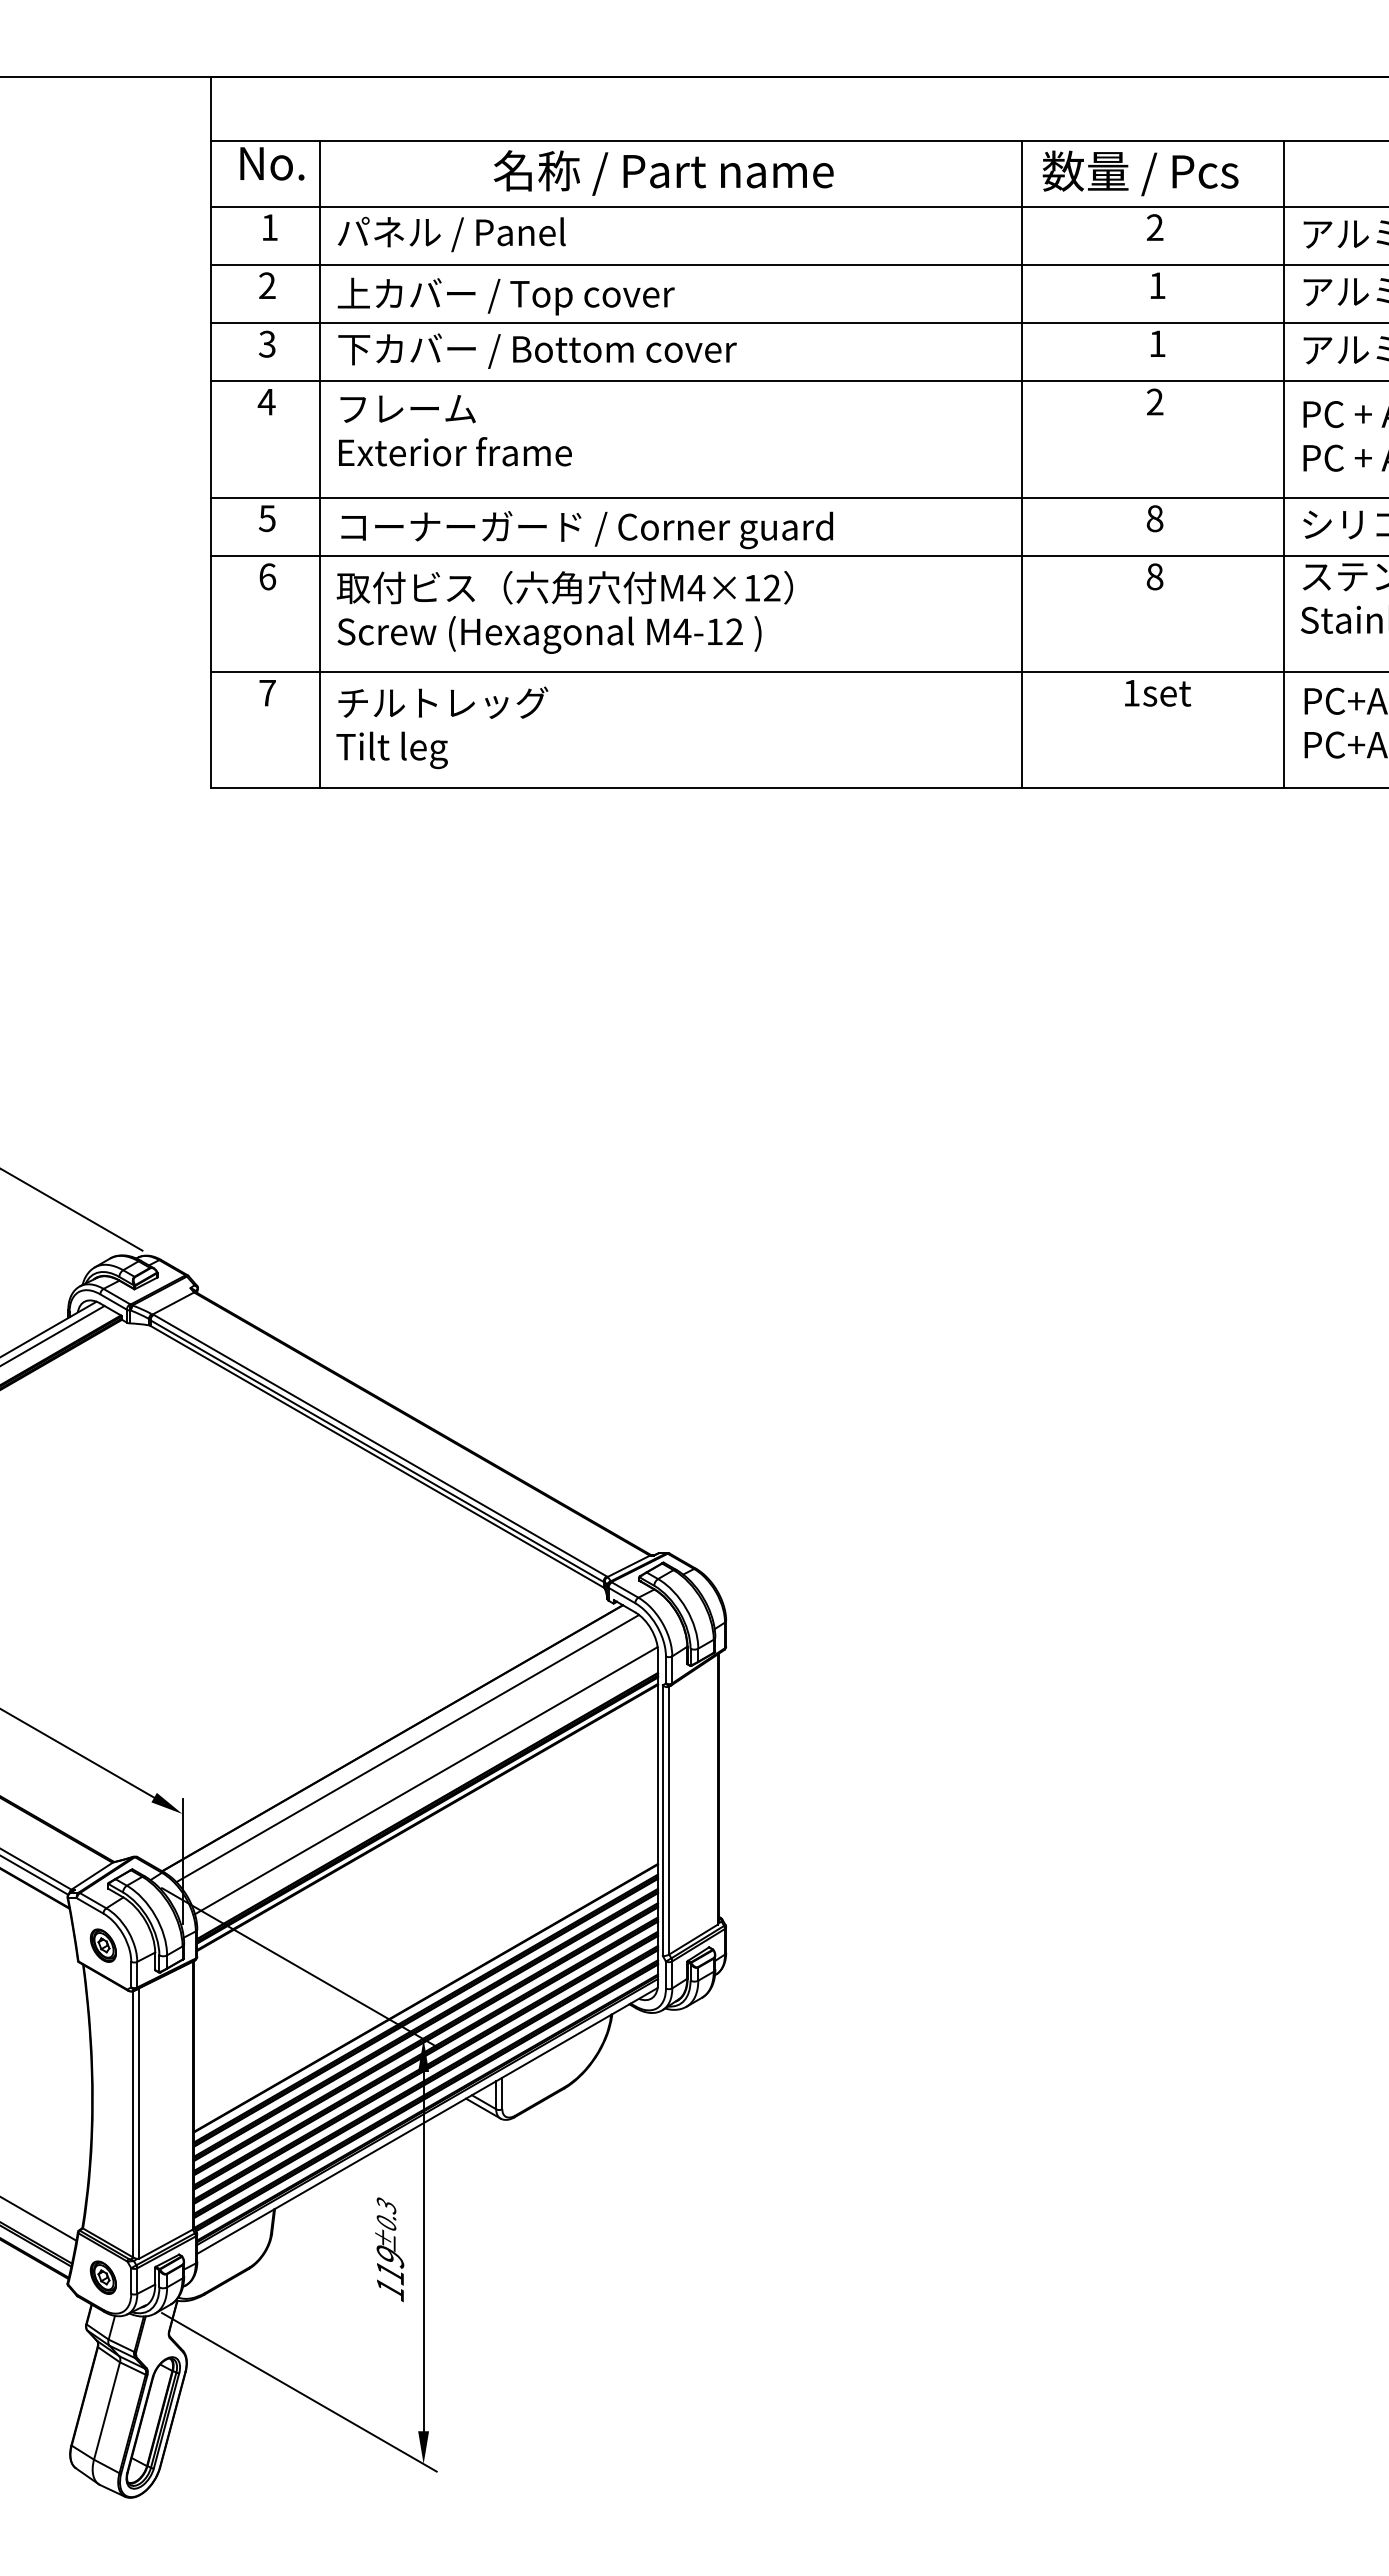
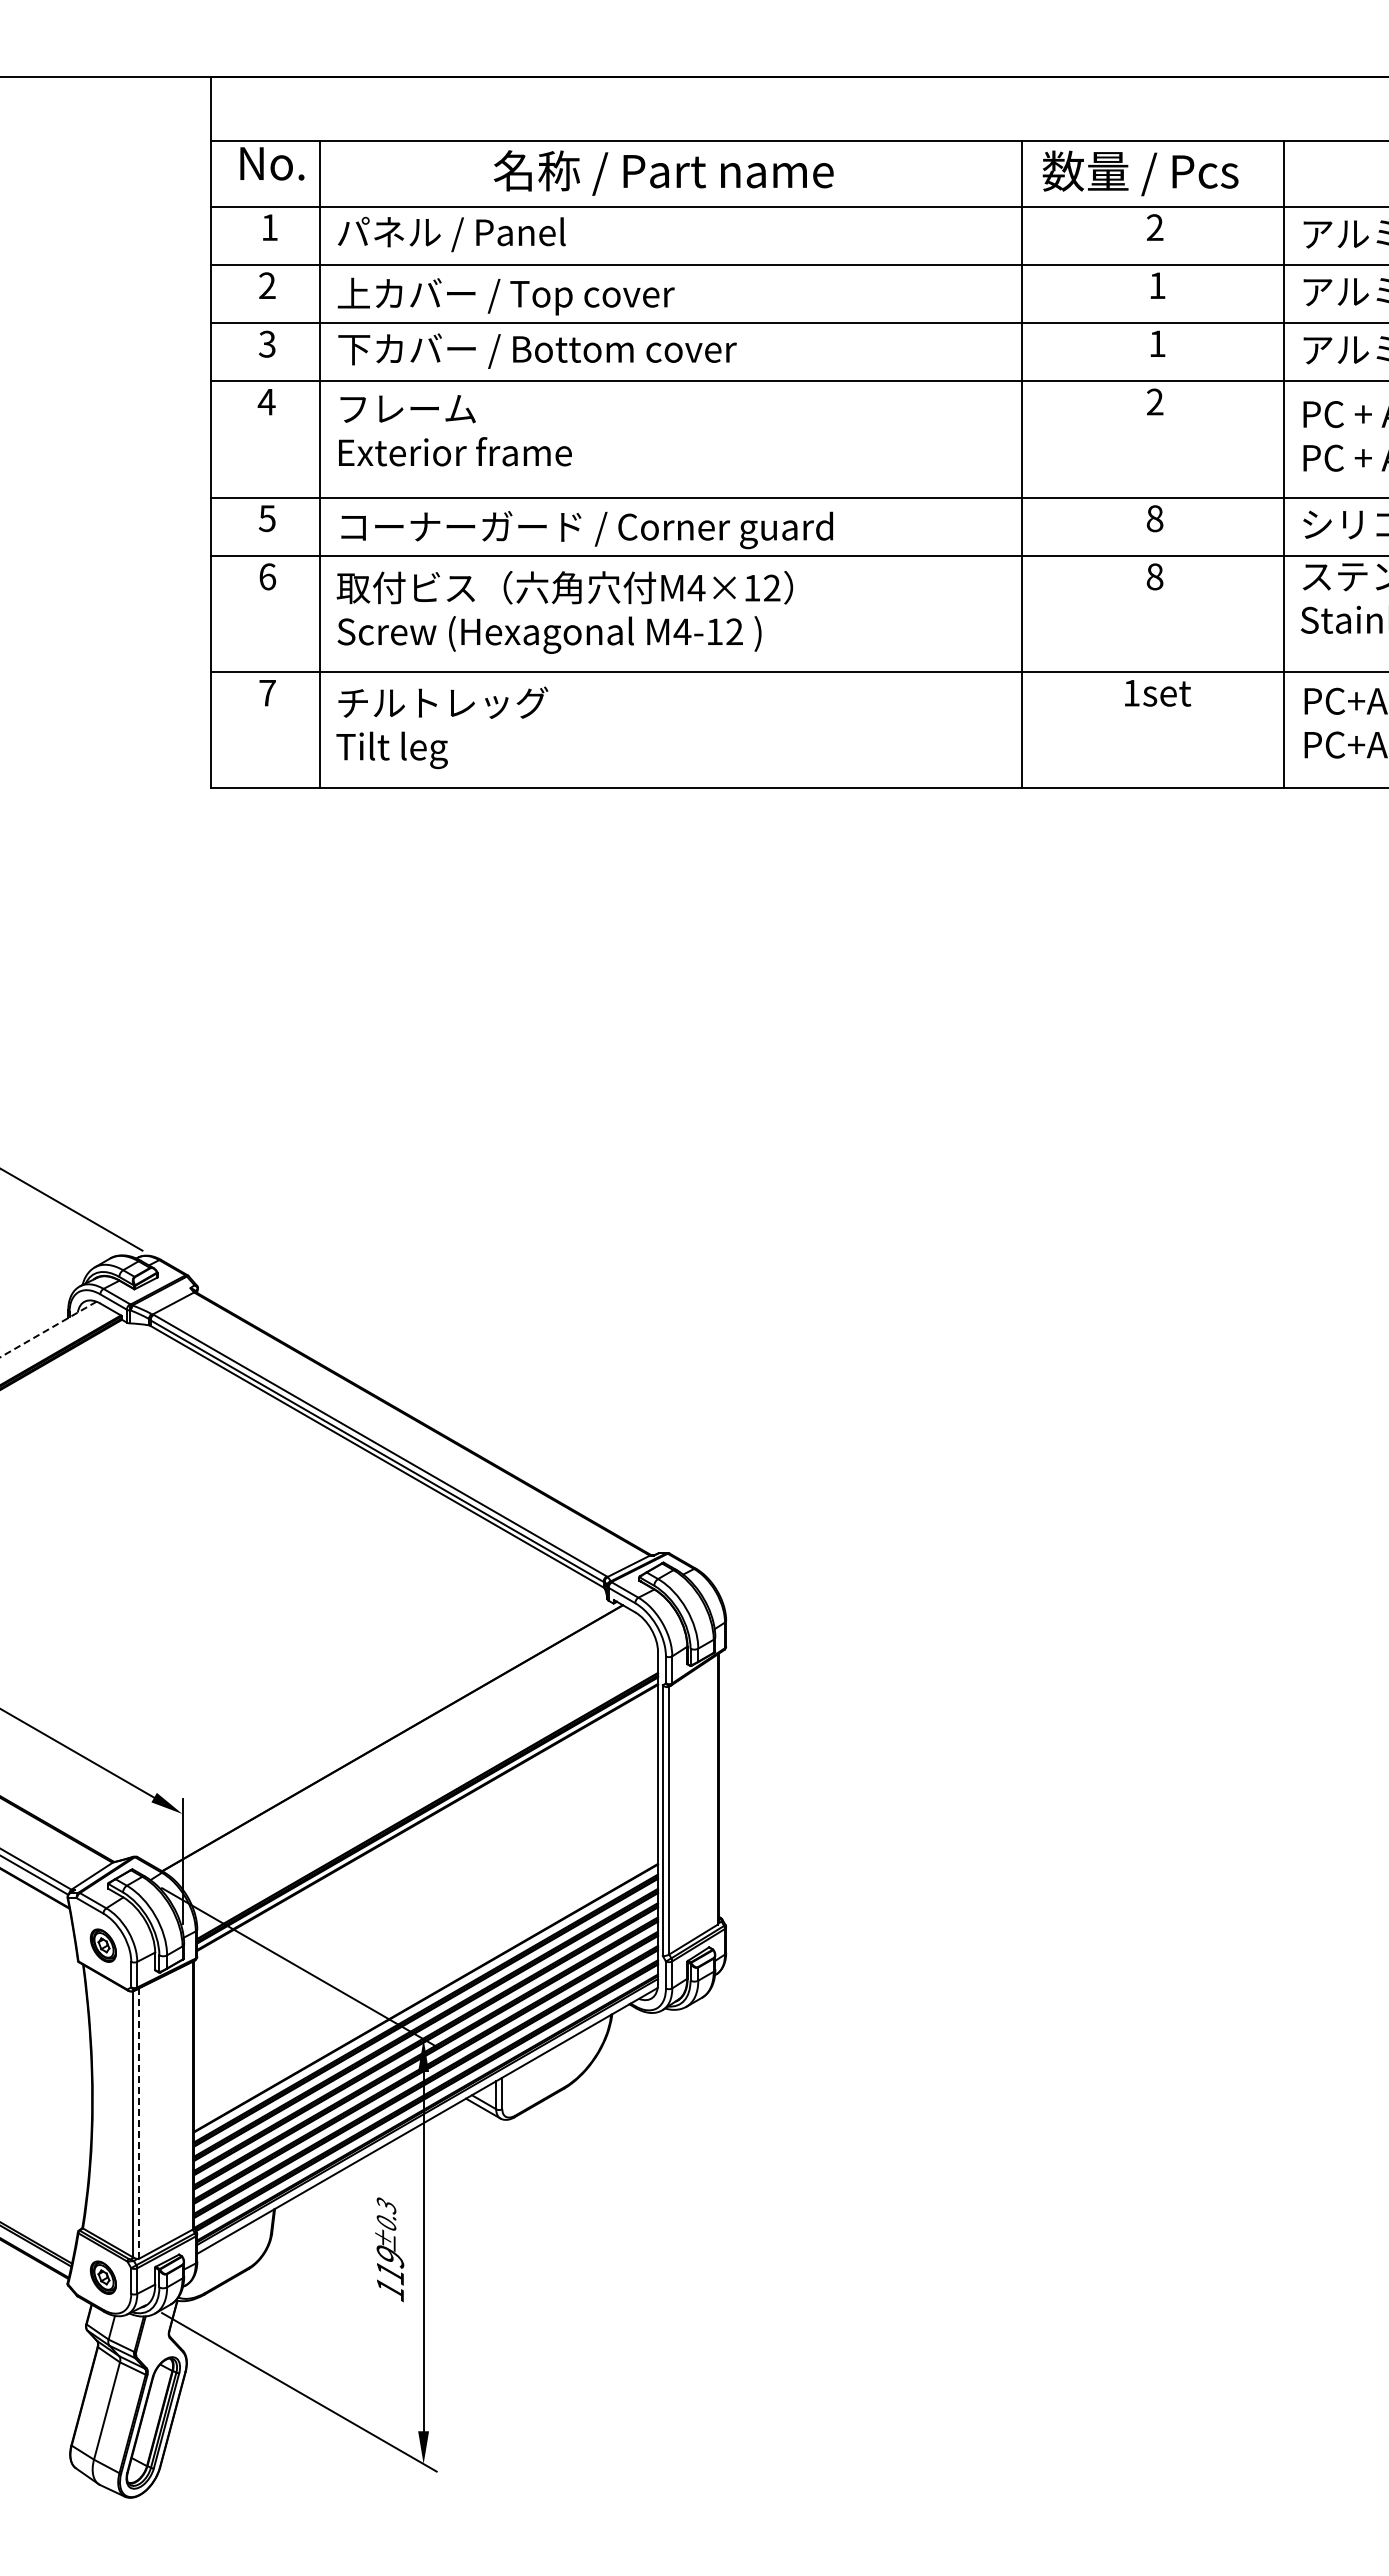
line: solid -> dashed (48, 1329)
line: present -> none (53, 1334)
line: present -> none (407, 1748)
line: present -> none (426, 1780)
line: solid -> dashed (139, 2123)
line: present -> none (39, 2219)
